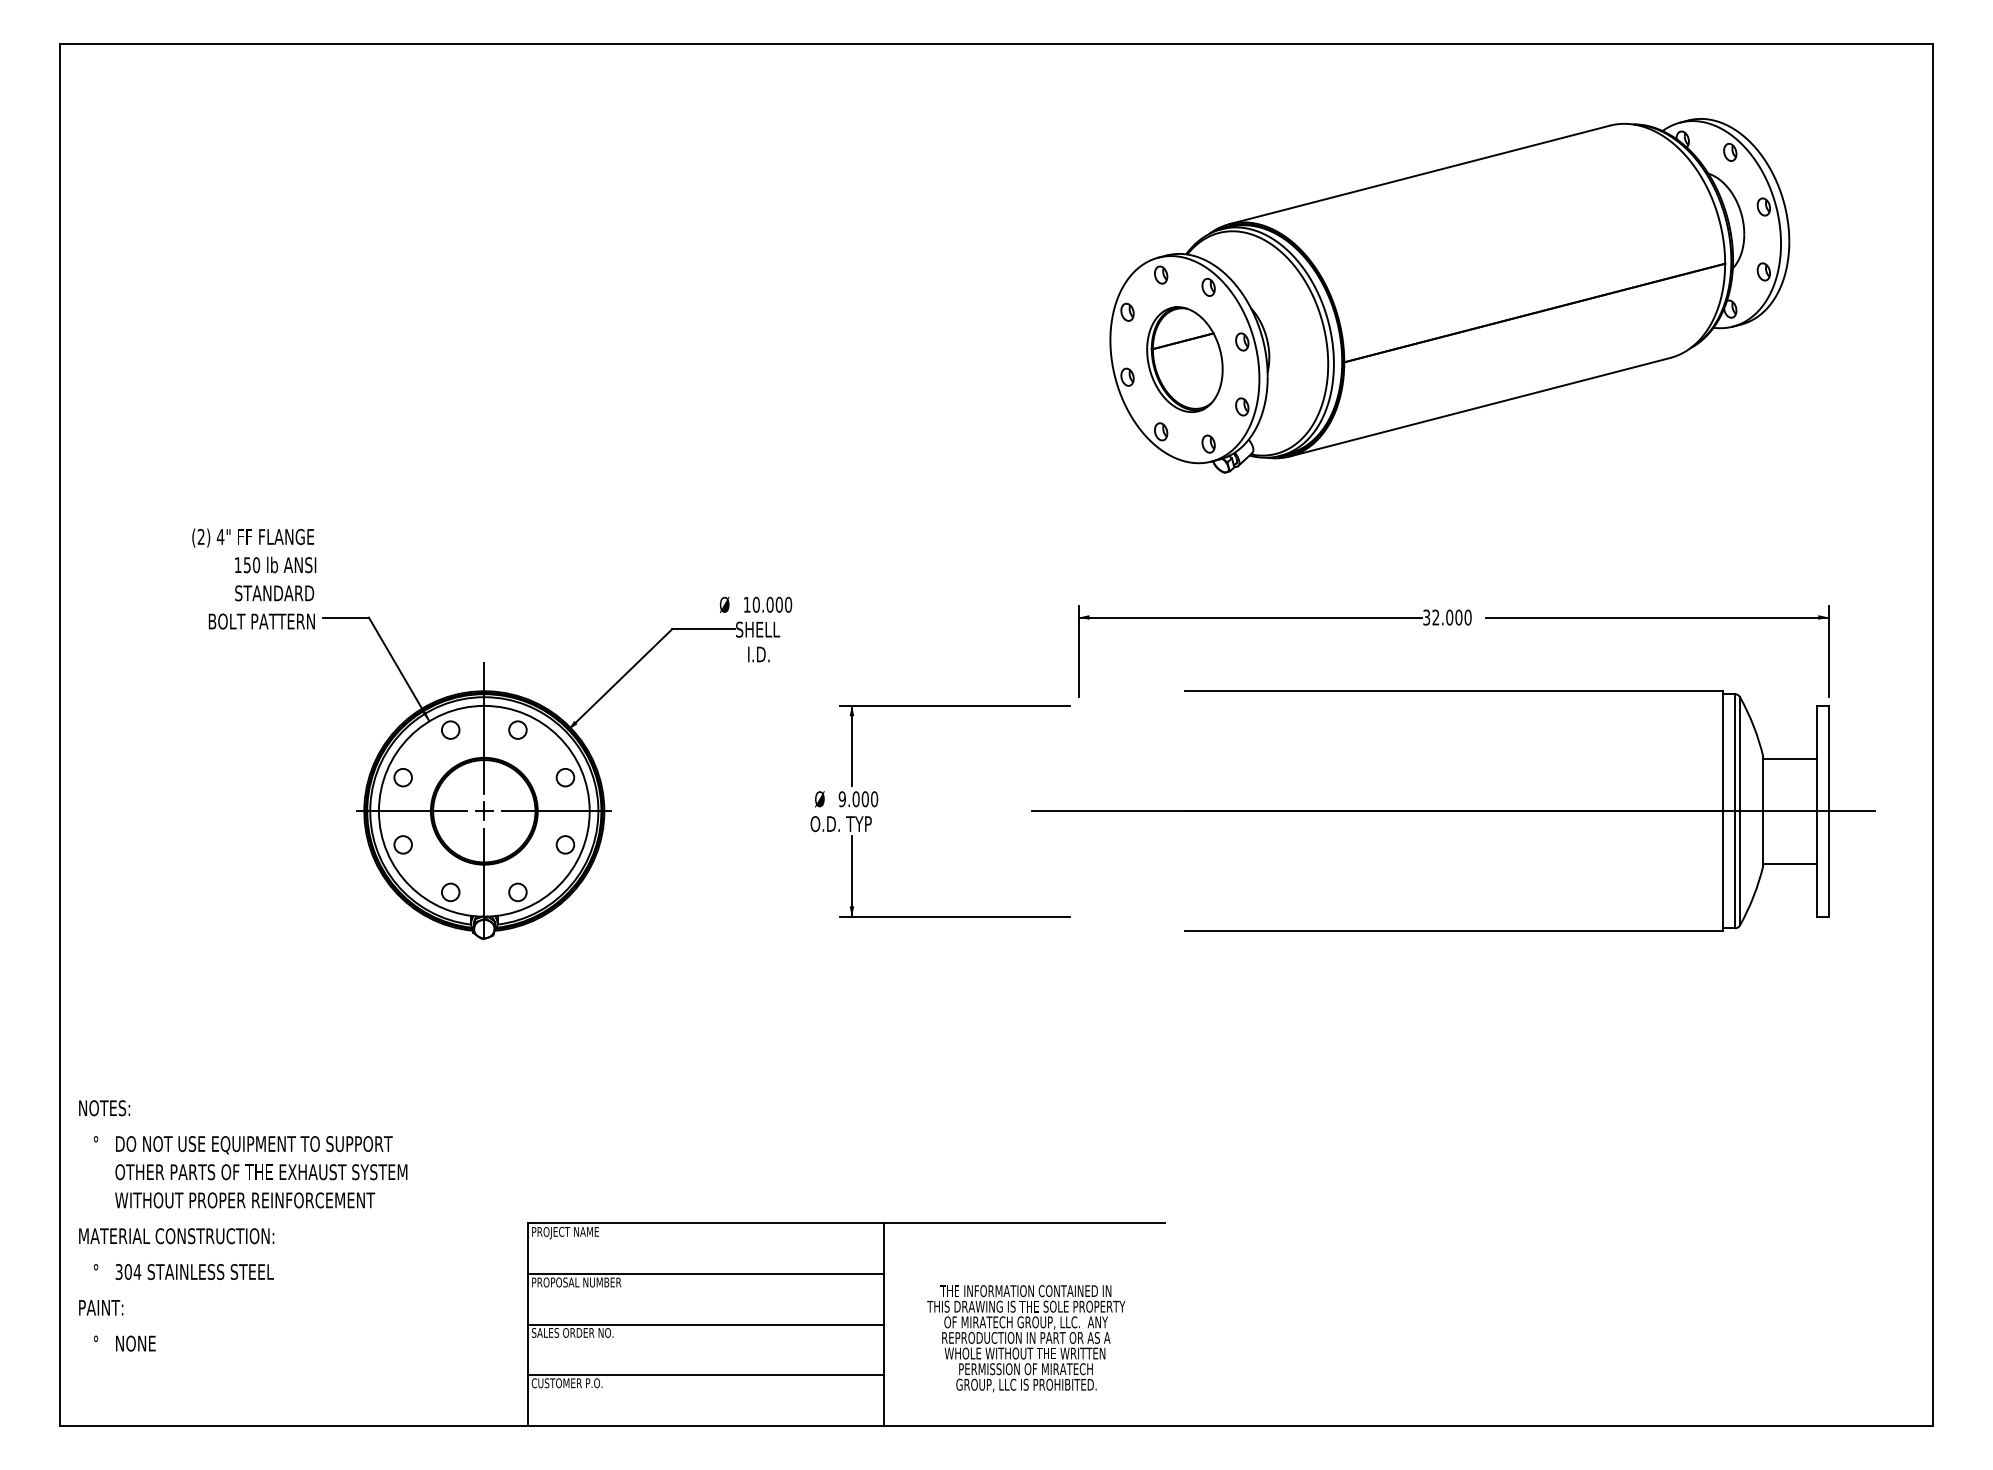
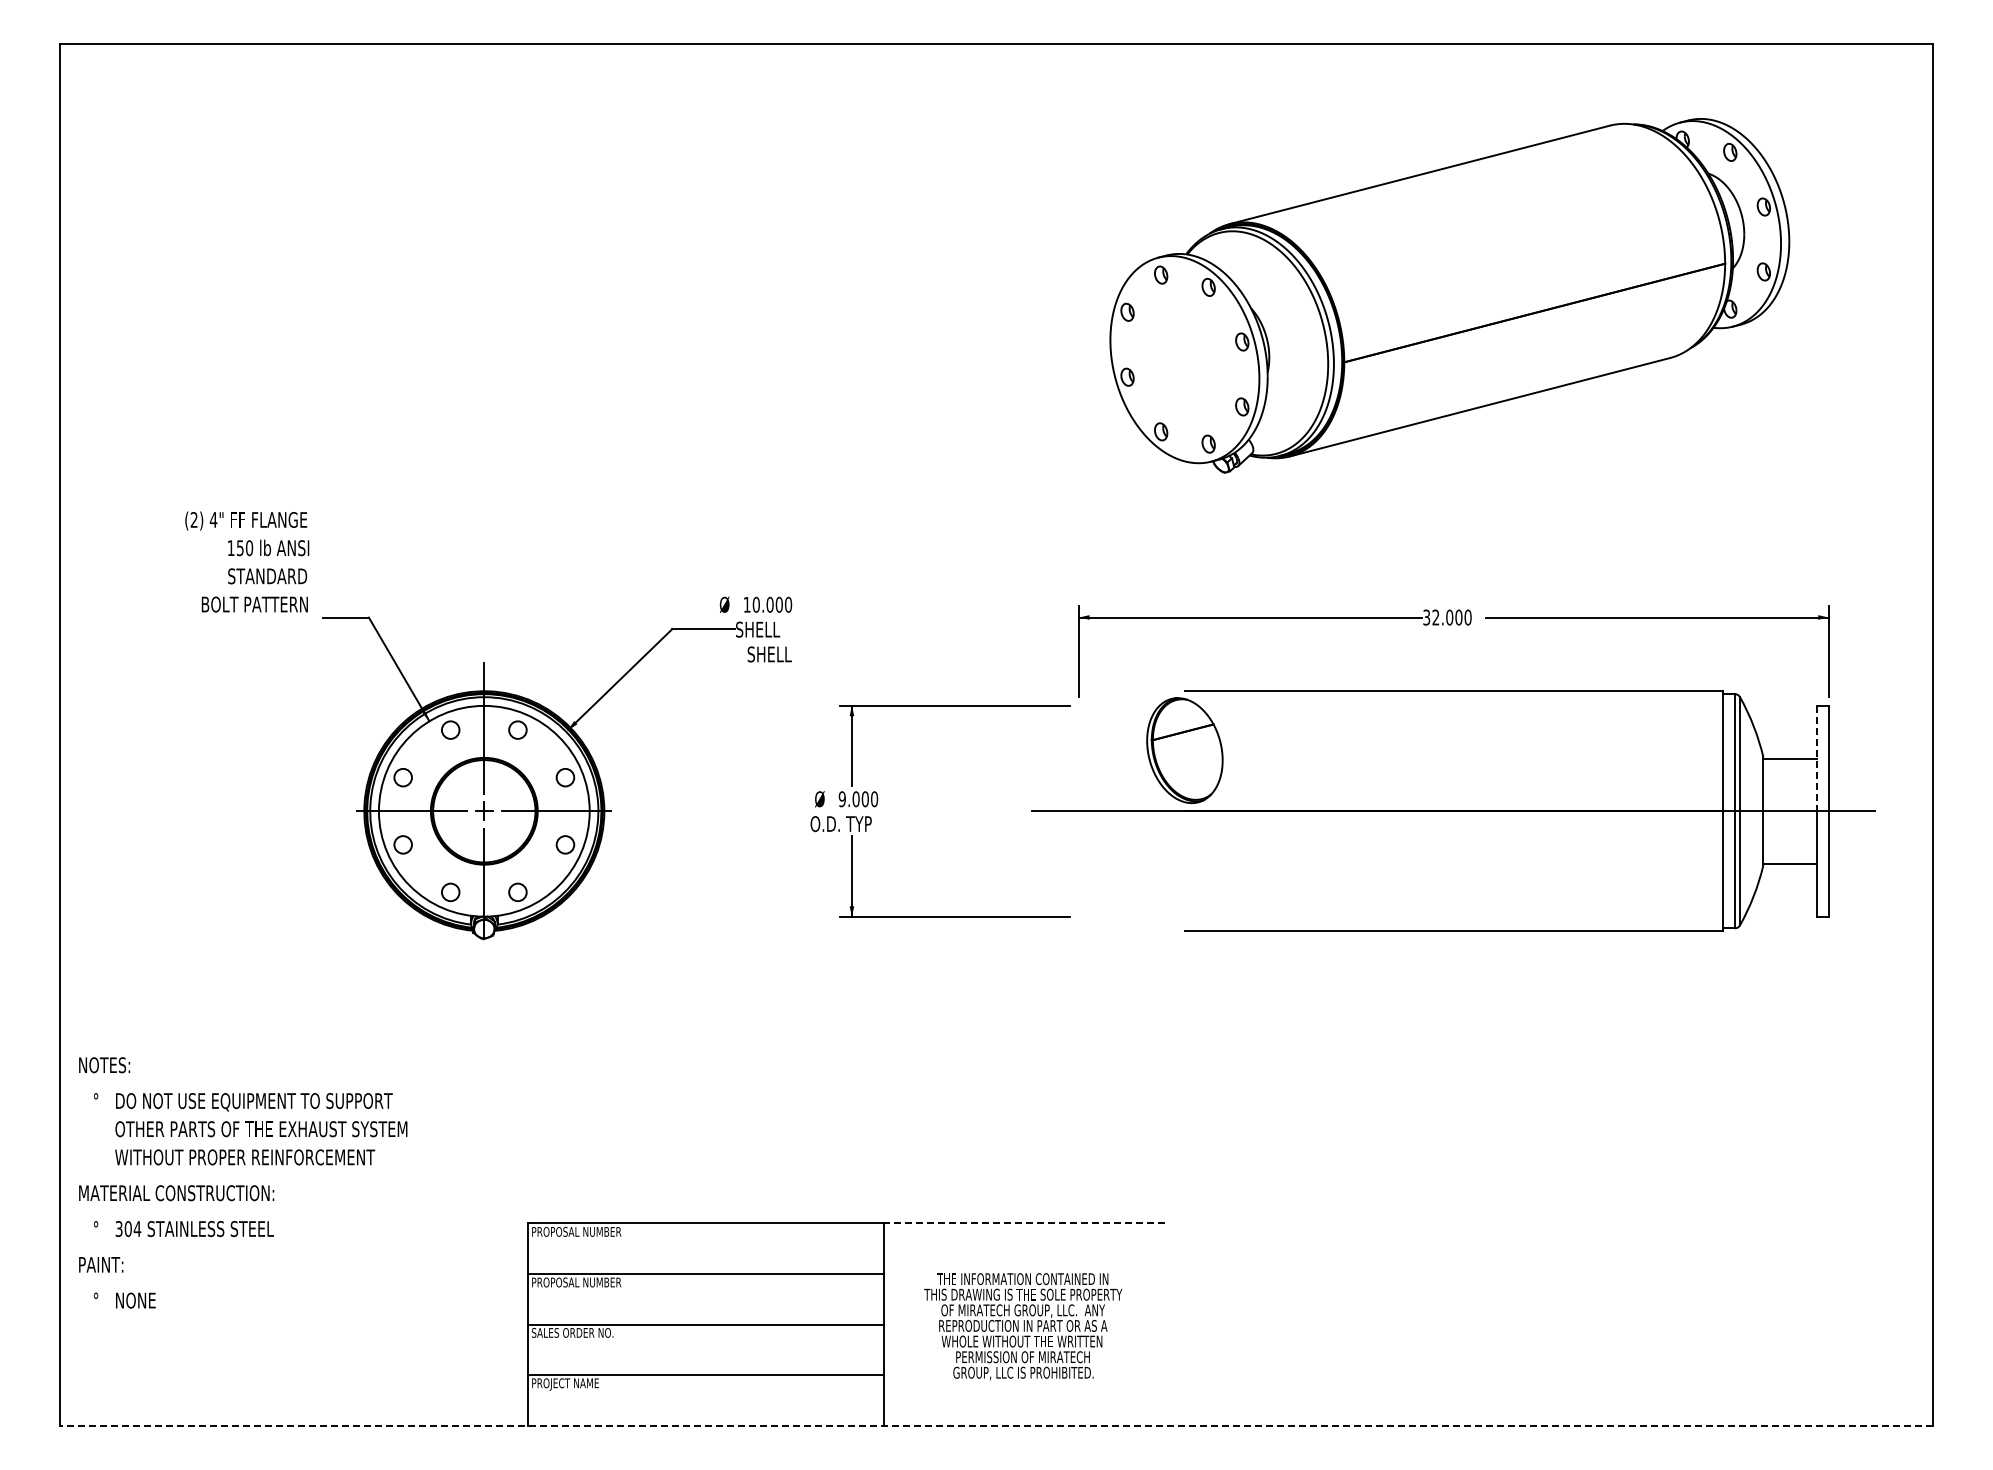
part position: (1184, 359) -> (1184, 750) (1184, 750)
text position: (254, 578) -> (247, 561) (247, 561)
text: I.D. -> SHELL (769, 654)
line: solid -> dashed (1816, 758)
line: solid -> dashed (1024, 1223)
text position: (243, 1225) -> (243, 1182) (243, 1182)
text: PROJECT NAME -> PROPOSAL NUMBER (585, 1232)
text position: (1026, 1338) -> (1023, 1326) (1023, 1326)
text: CUSTOMER P.O. -> PROJECT NAME (566, 1384)
line: solid -> dashed (996, 1425)
